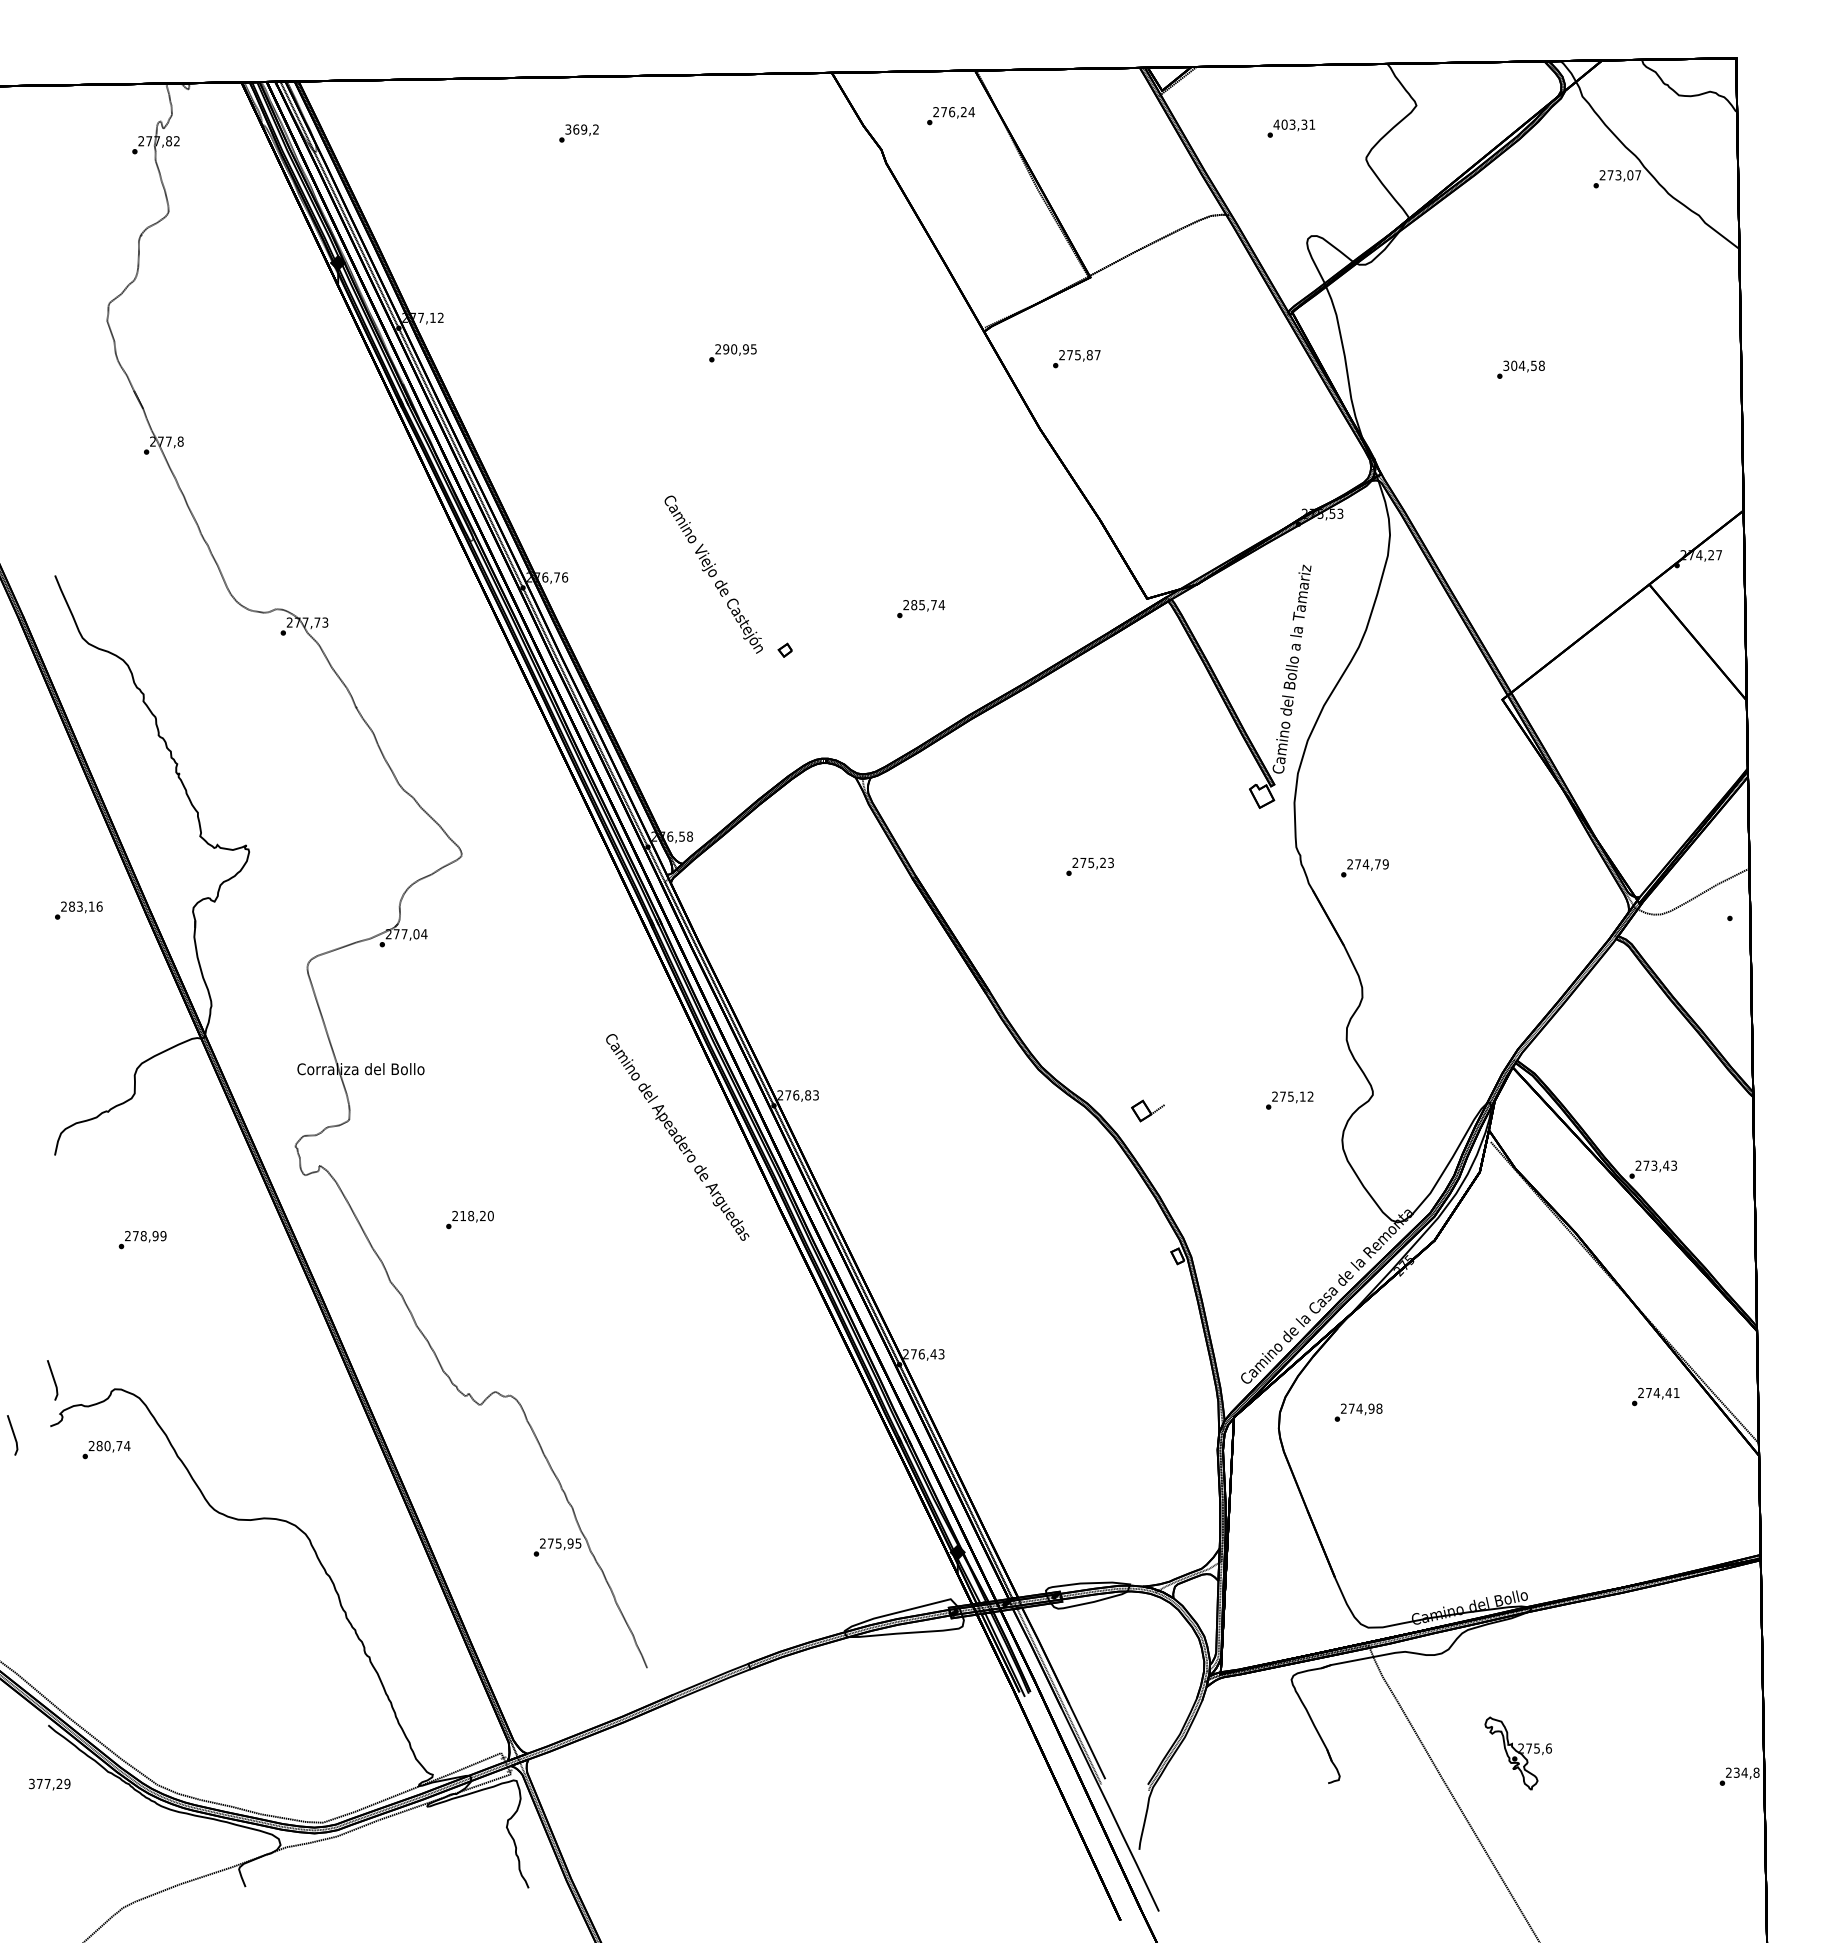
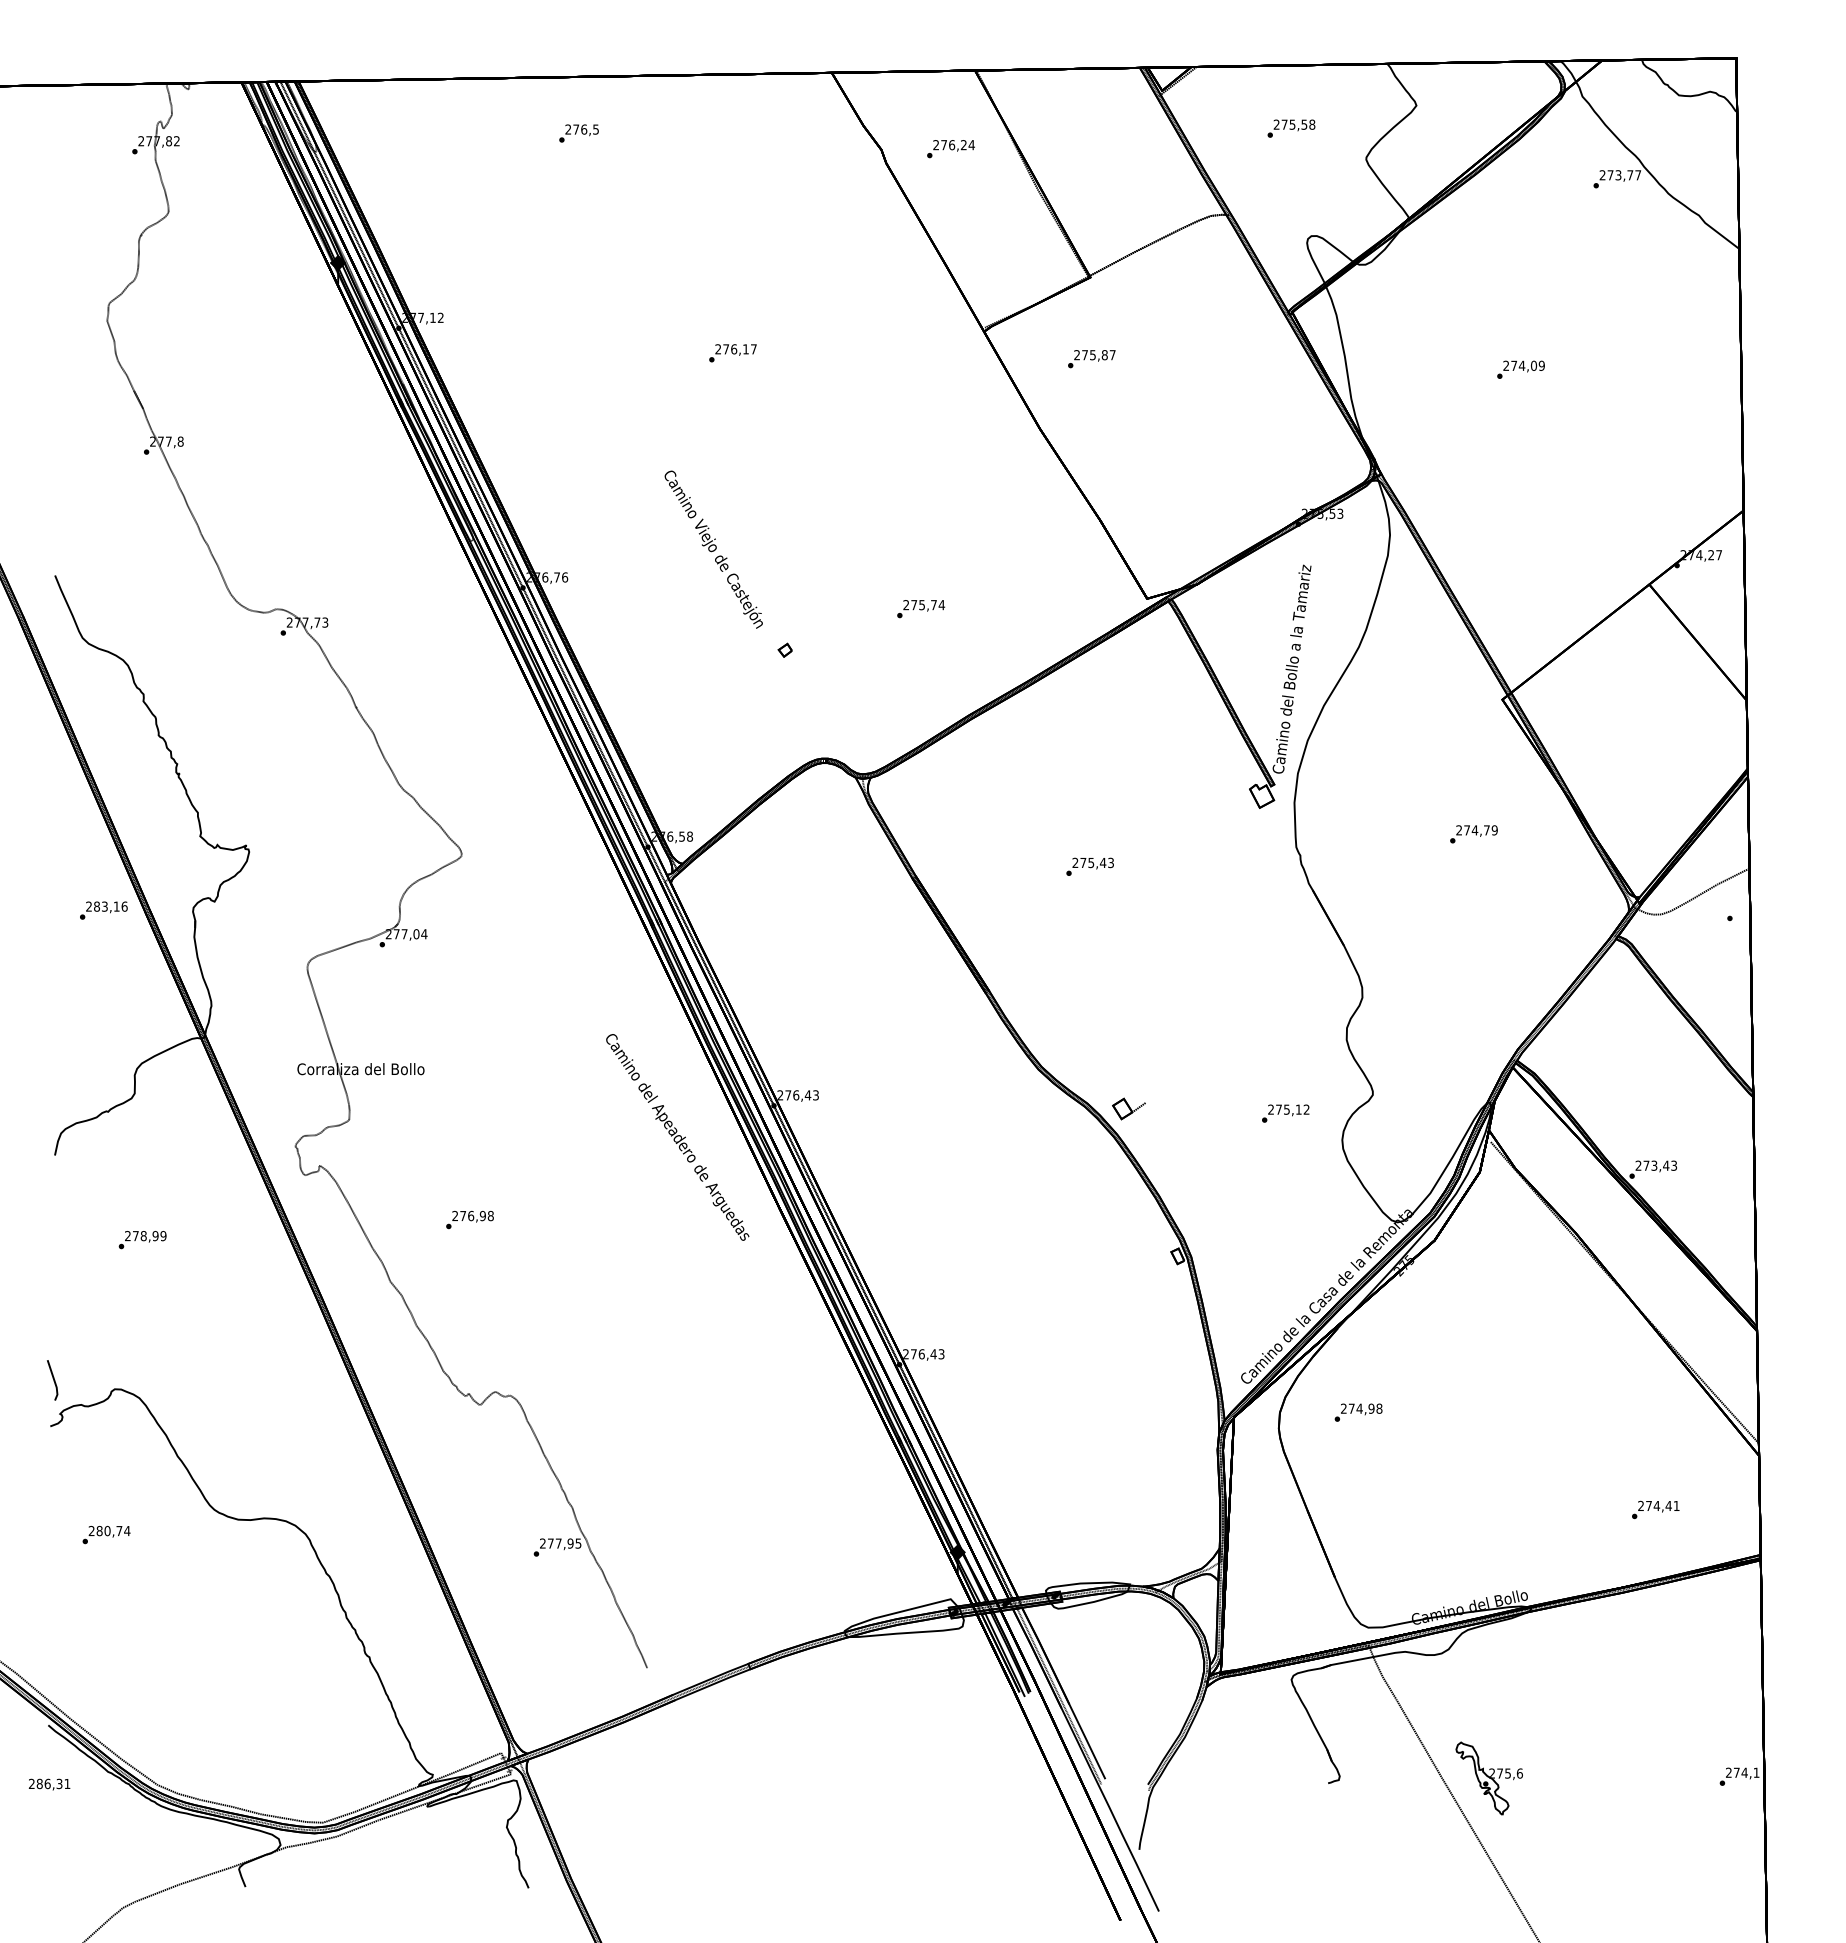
text position: (950, 116) -> (950, 149) (950, 149)
text: 403,31 -> 275,58 (1294, 124)
text: 369,2 -> 276,5 (581, 129)
text: 273,07 -> 273,77 (1630, 175)
text: 290,95 -> 276,17 (739, 349)
text position: (1076, 359) -> (1091, 359) (1091, 359)
text: 304,58 -> 274,09 (1523, 365)
text position: (713, 574) -> (713, 549) (713, 549)
text: 285,74 -> 275,74 (914, 605)
text: 275,23 -> 275,43 (1102, 862)
text position: (1364, 868) -> (1473, 834) (1473, 834)
text position: (78, 910) -> (103, 910) (103, 910)
text: 276,83 -> 276,43 (807, 1095)
text position: (1289, 1100) -> (1285, 1113) (1285, 1113)
part position: (1147, 1110) -> (1128, 1108) (1128, 1108)
text: 218,20 -> 276,98 (476, 1216)
text position: (1655, 1396) -> (1655, 1509) (1655, 1509)
line: present -> none (13, 1435)
text position: (106, 1450) -> (106, 1535) (106, 1535)
text: 275,95 -> 277,95 (558, 1543)
part position: (1517, 1753) -> (1488, 1778) (1488, 1778)
text: 234,8 -> 274,1 (1746, 1772)
text: 377,29 -> 286,31 (49, 1783)
